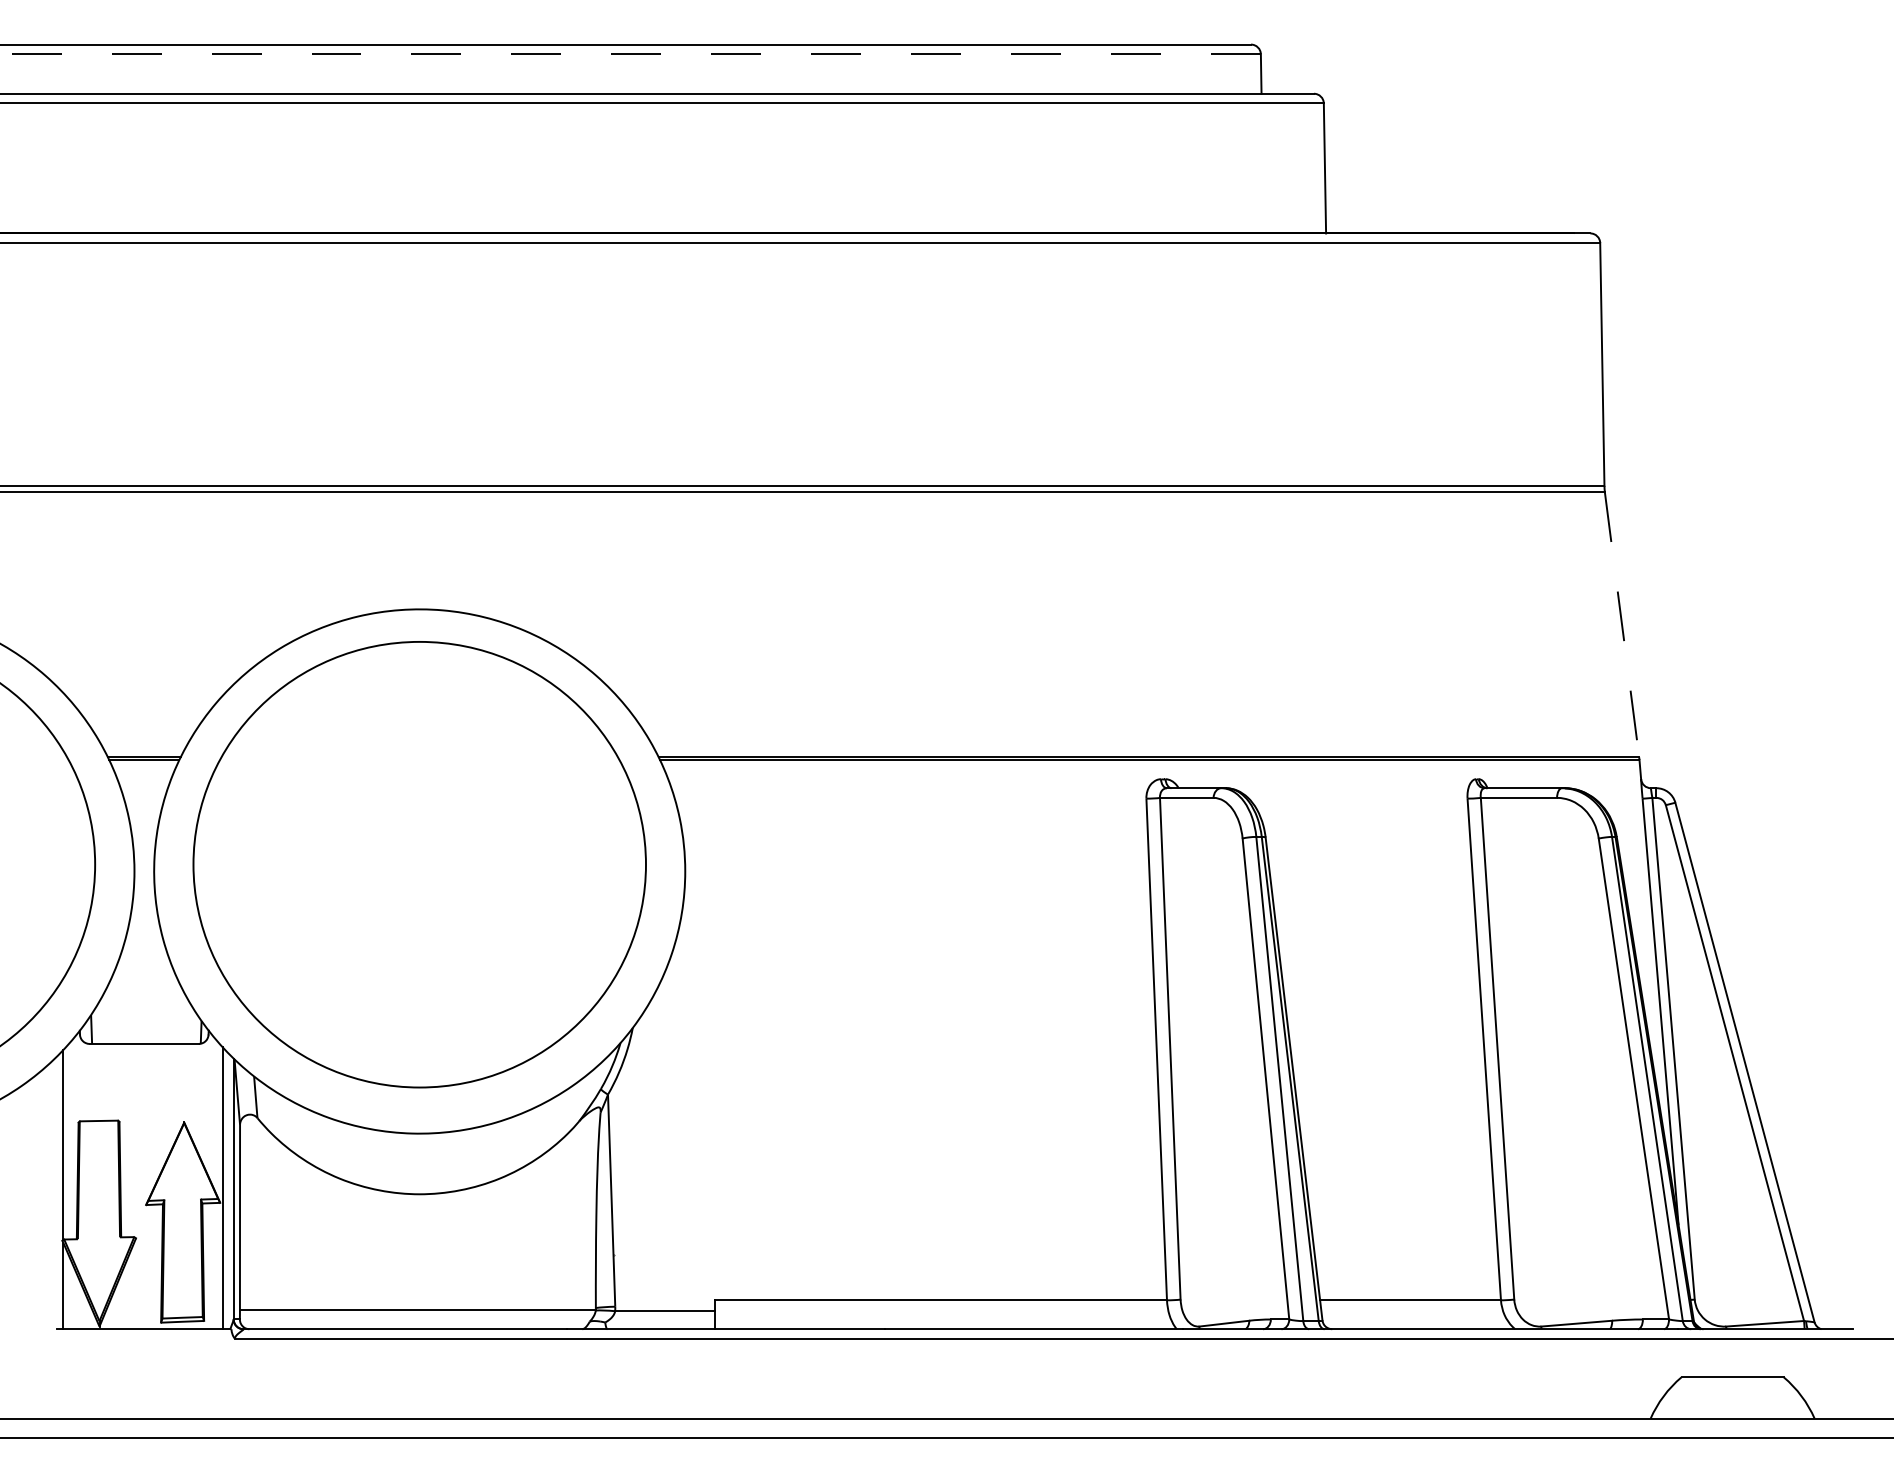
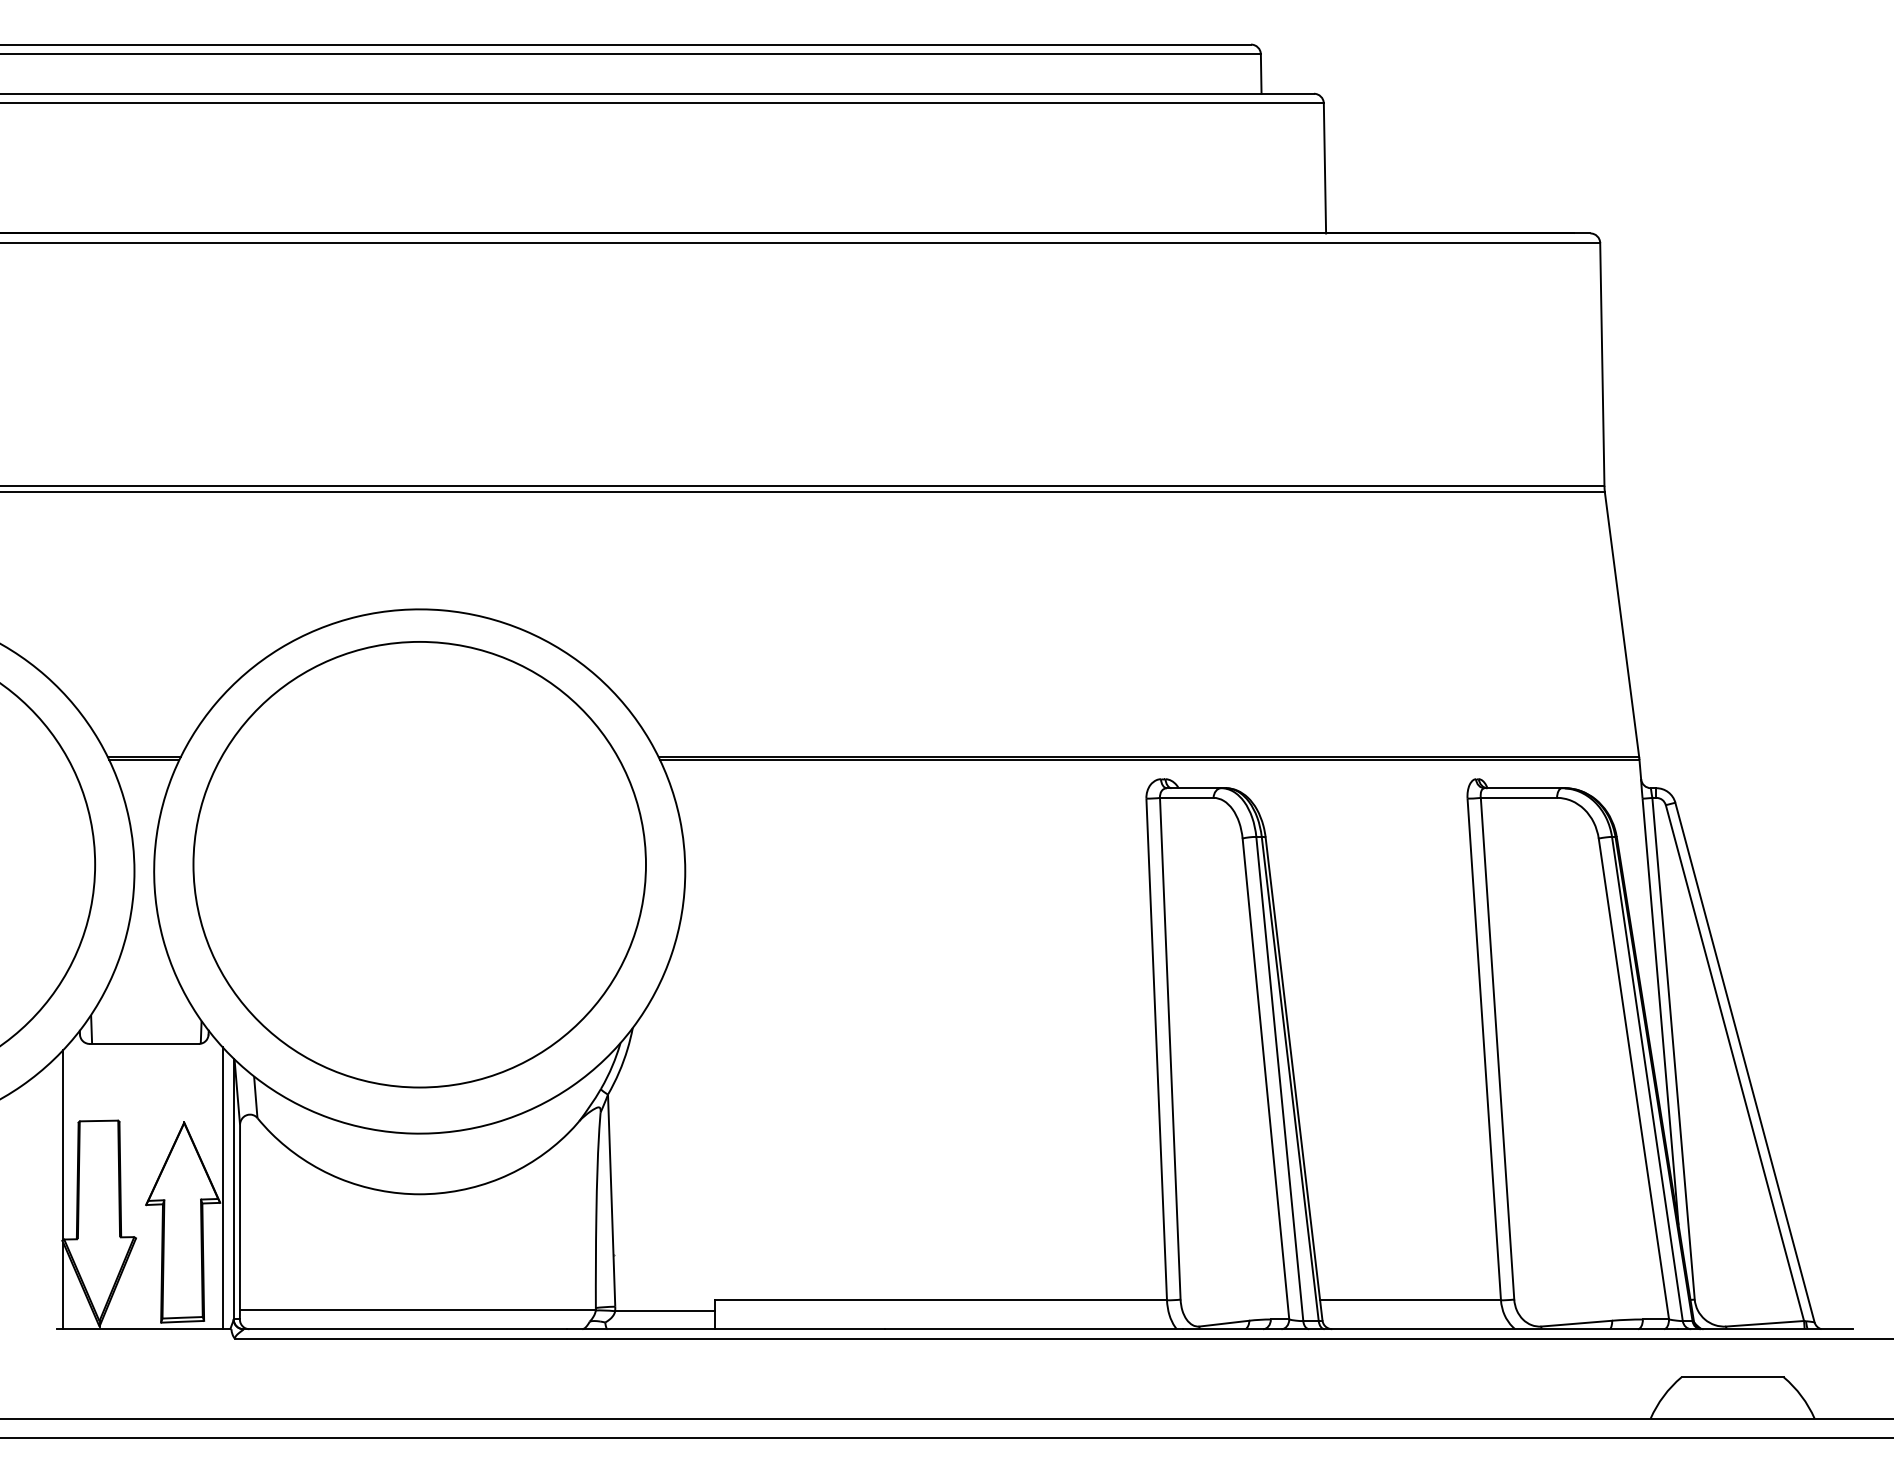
line: dashed -> solid (630, 54)
line: dashed -> solid (1622, 624)
